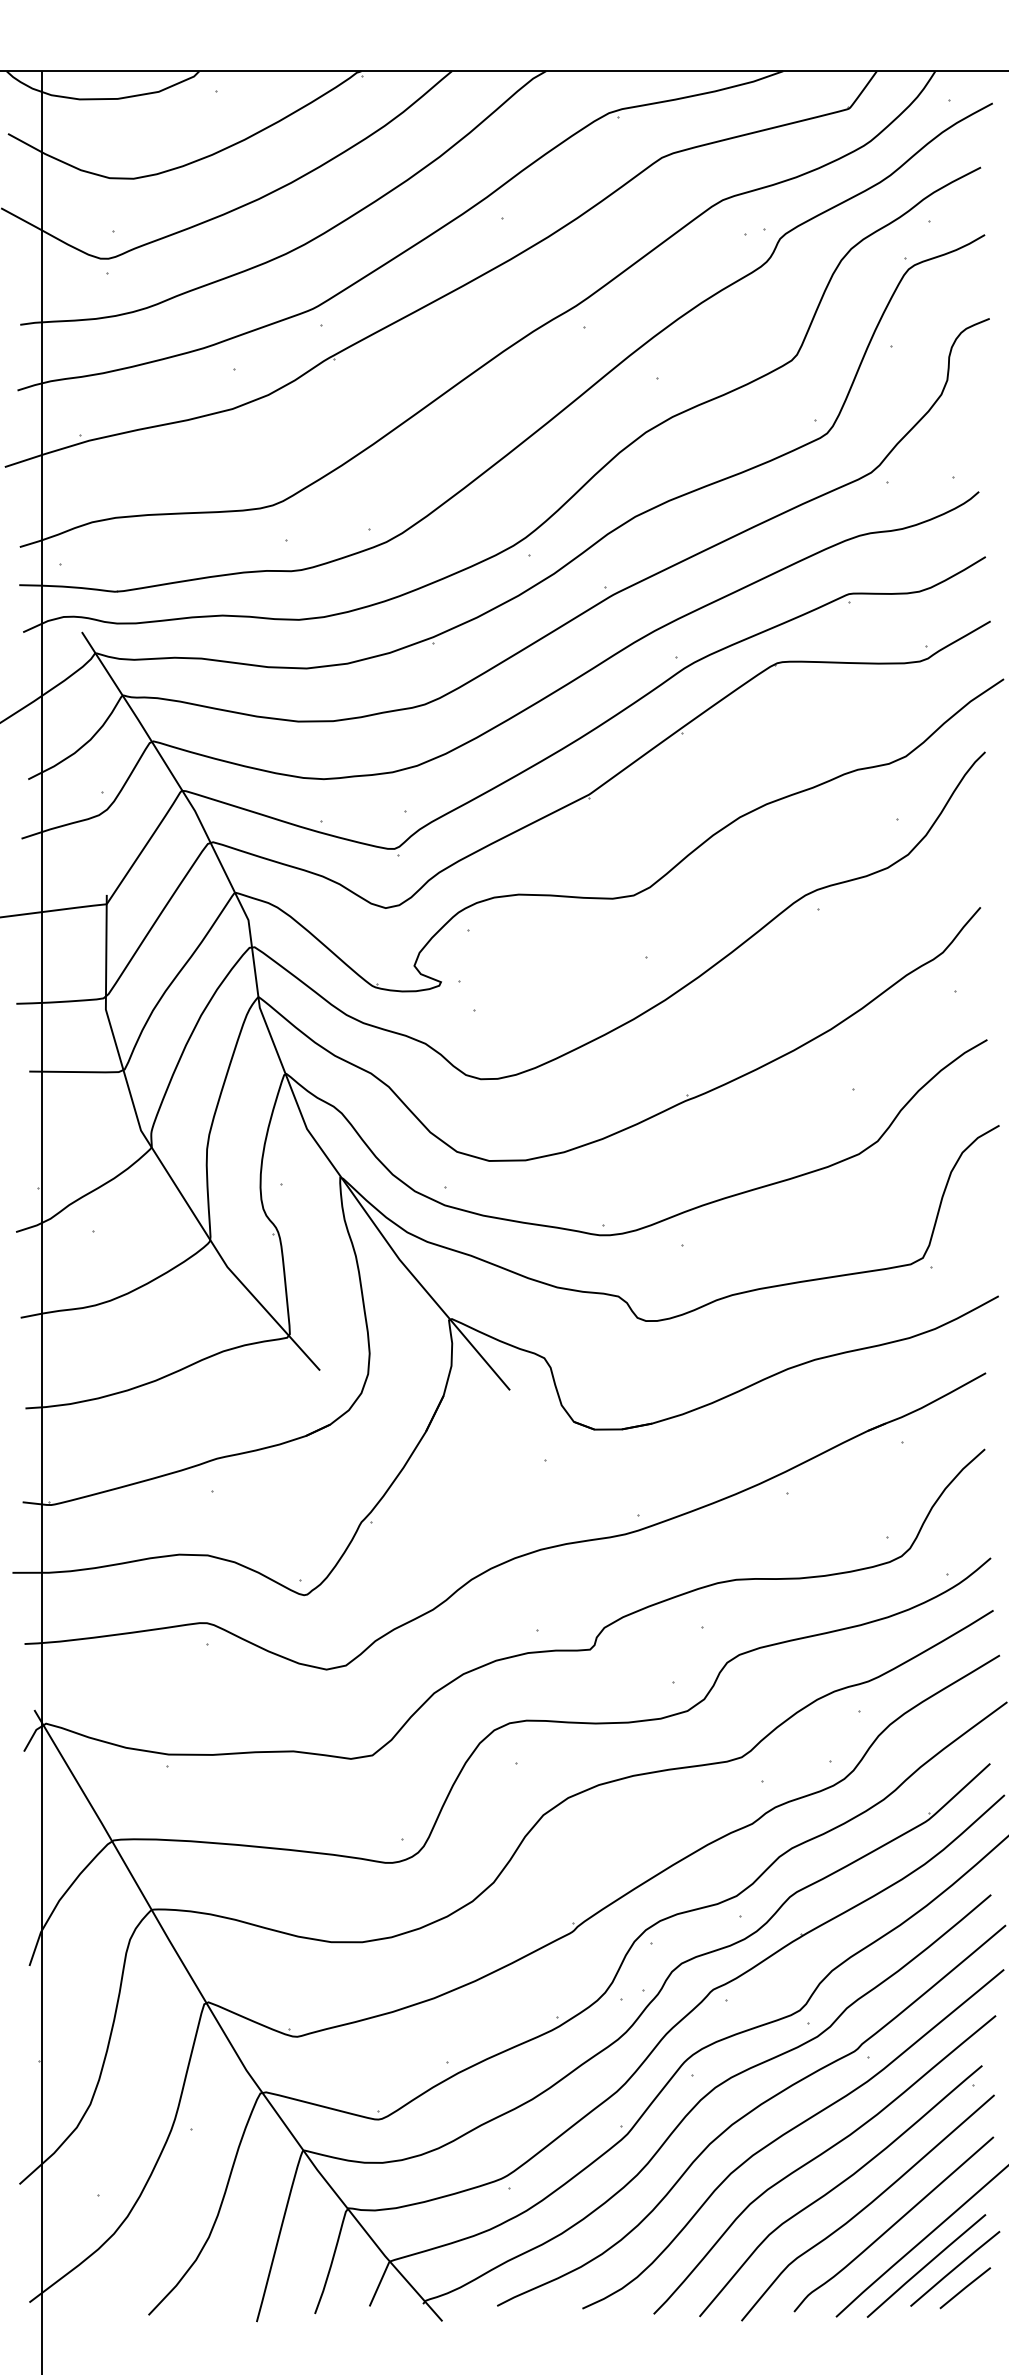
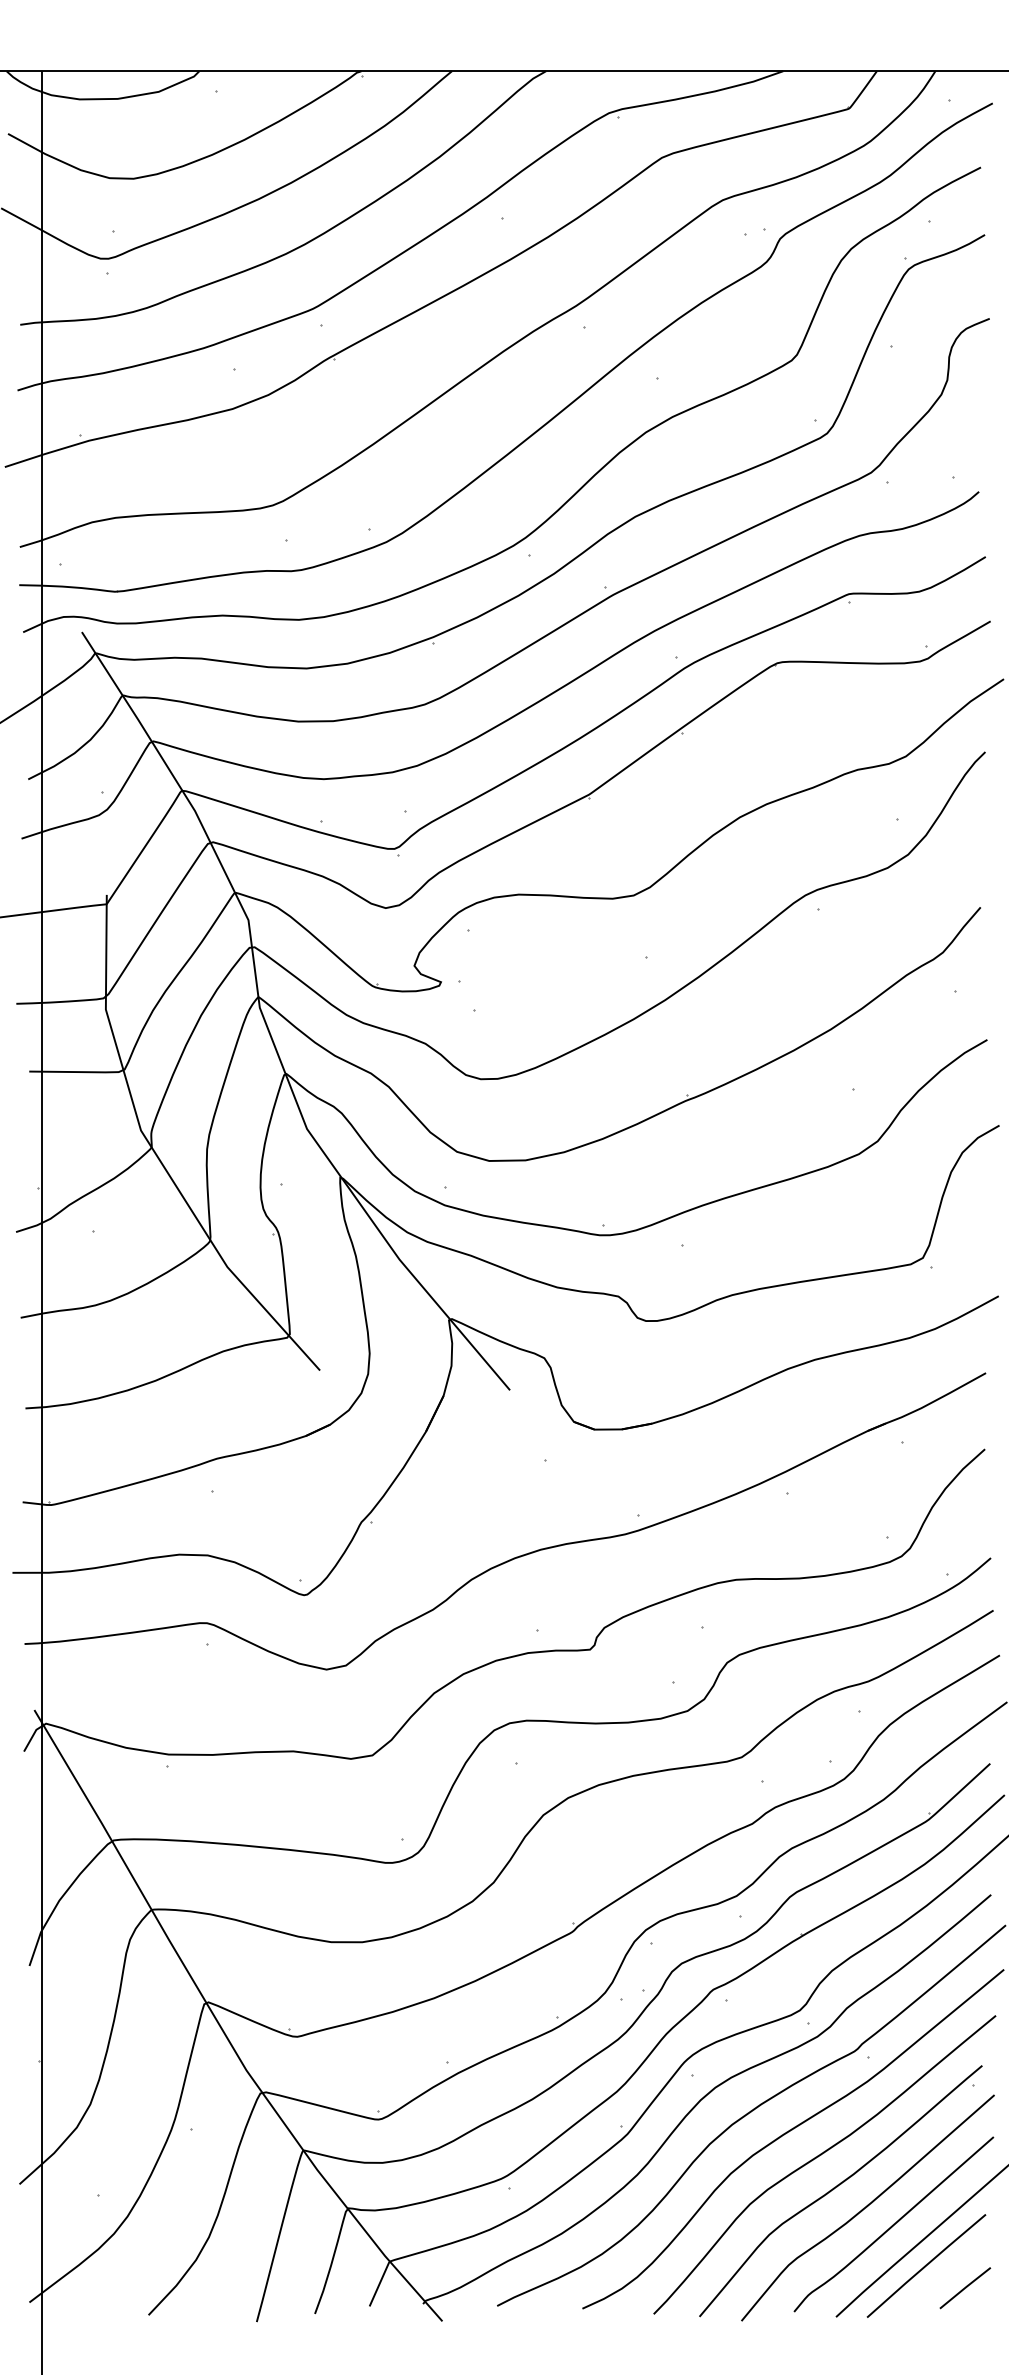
line: present -> none (955, 2268)
